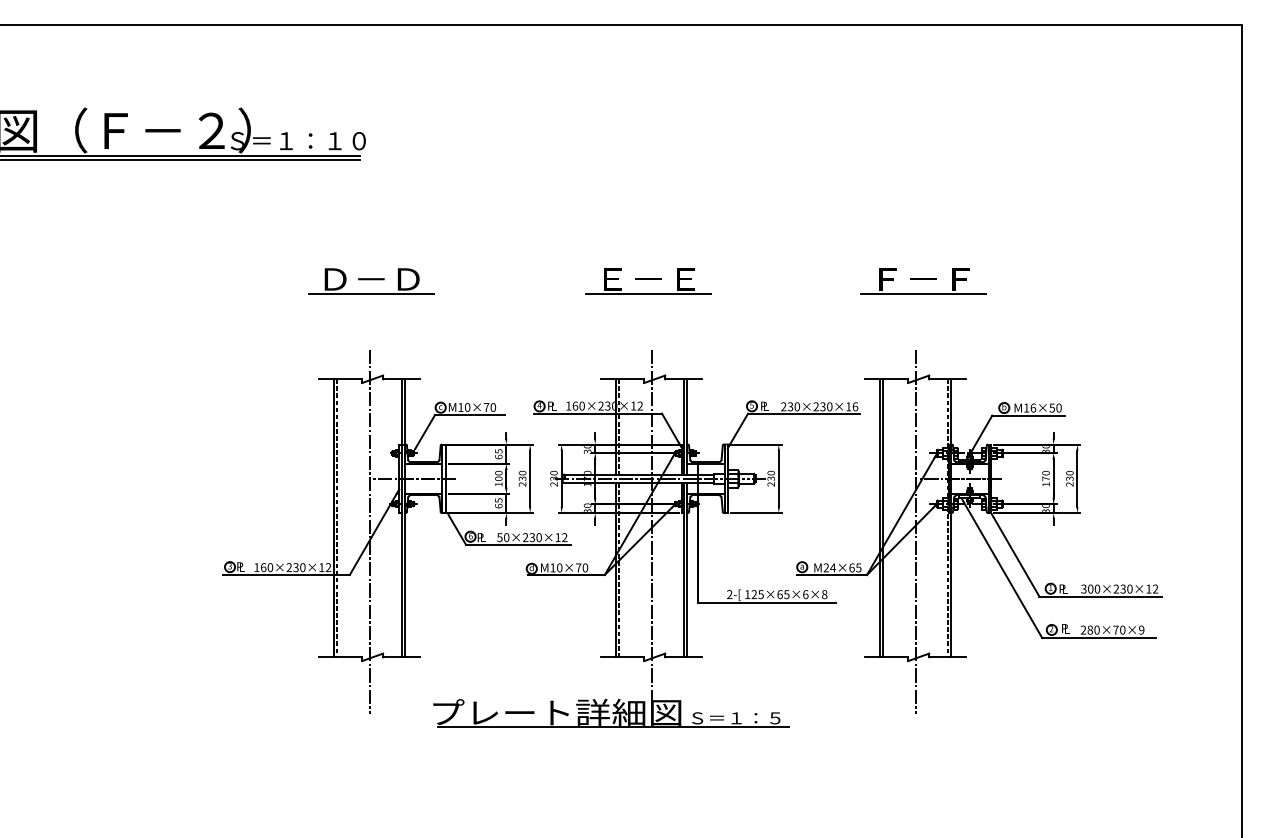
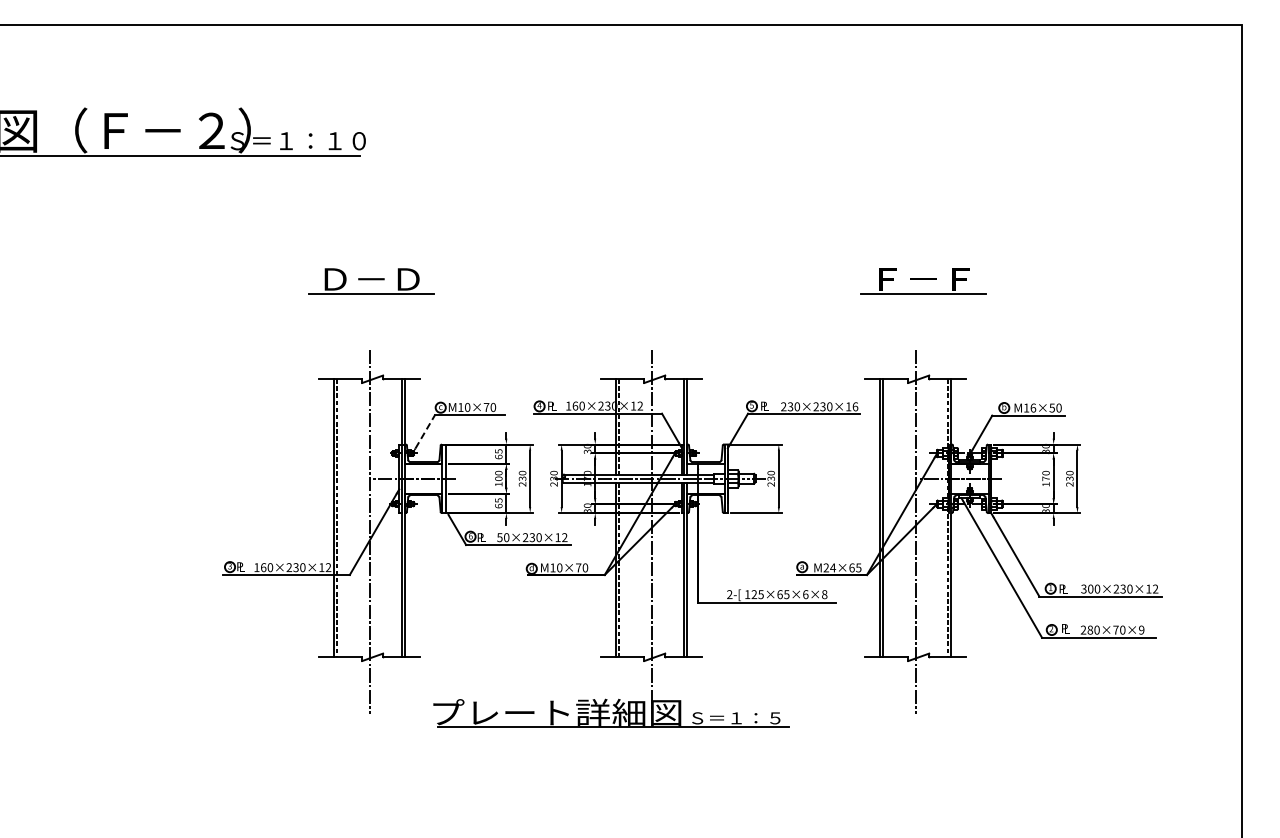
line: present -> none (180, 159)
part: present -> none (648, 281)
line: solid -> dashed (425, 431)
